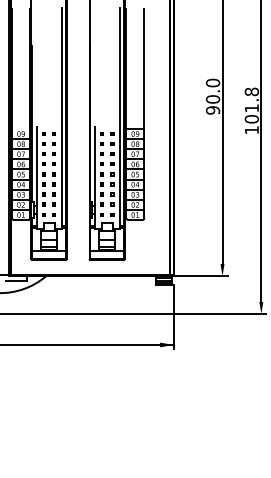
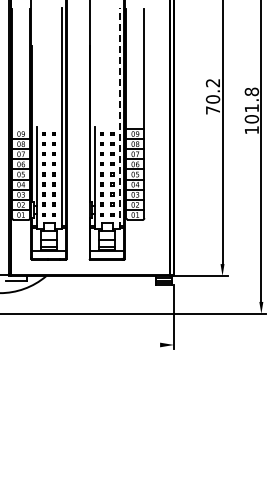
text: 90.0 -> 70.2 (212, 96)
line: solid -> dashed (119, 118)
line: present -> none (88, 344)
